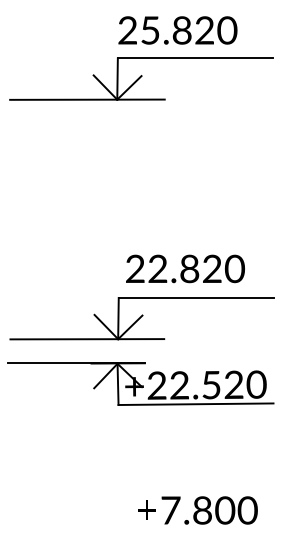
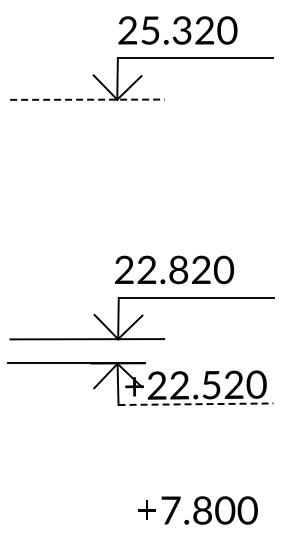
text: 25.820 -> 25.320 (181, 30)
line: solid -> dashed (87, 99)
text position: (185, 268) -> (174, 269) (174, 269)
line: solid -> dashed (196, 404)
